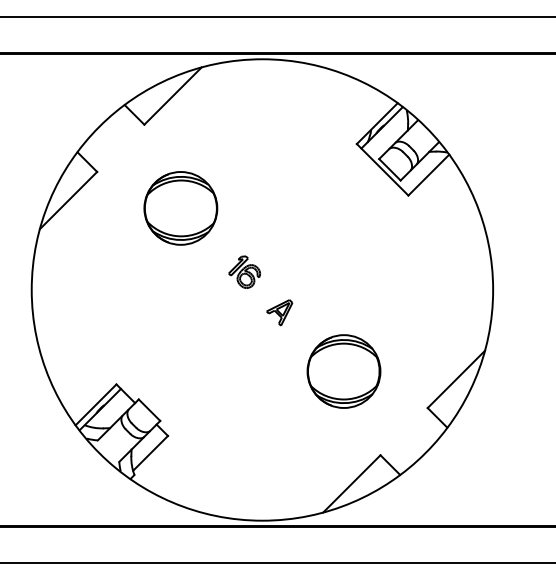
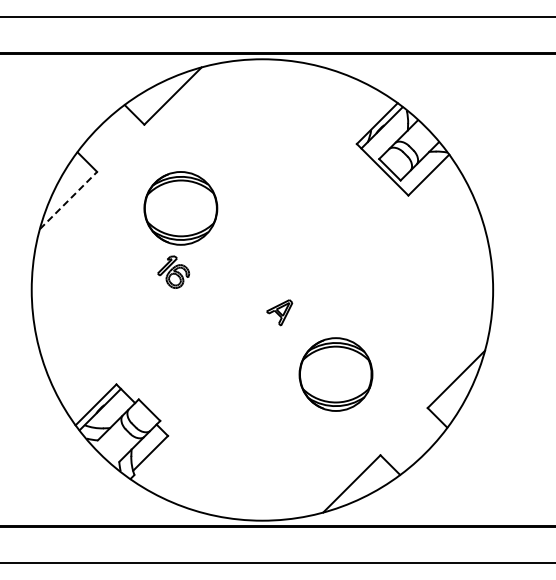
line: solid -> dashed (68, 200)
part position: (244, 271) -> (173, 271) (173, 271)
part position: (343, 371) -> (335, 374) (335, 374)
